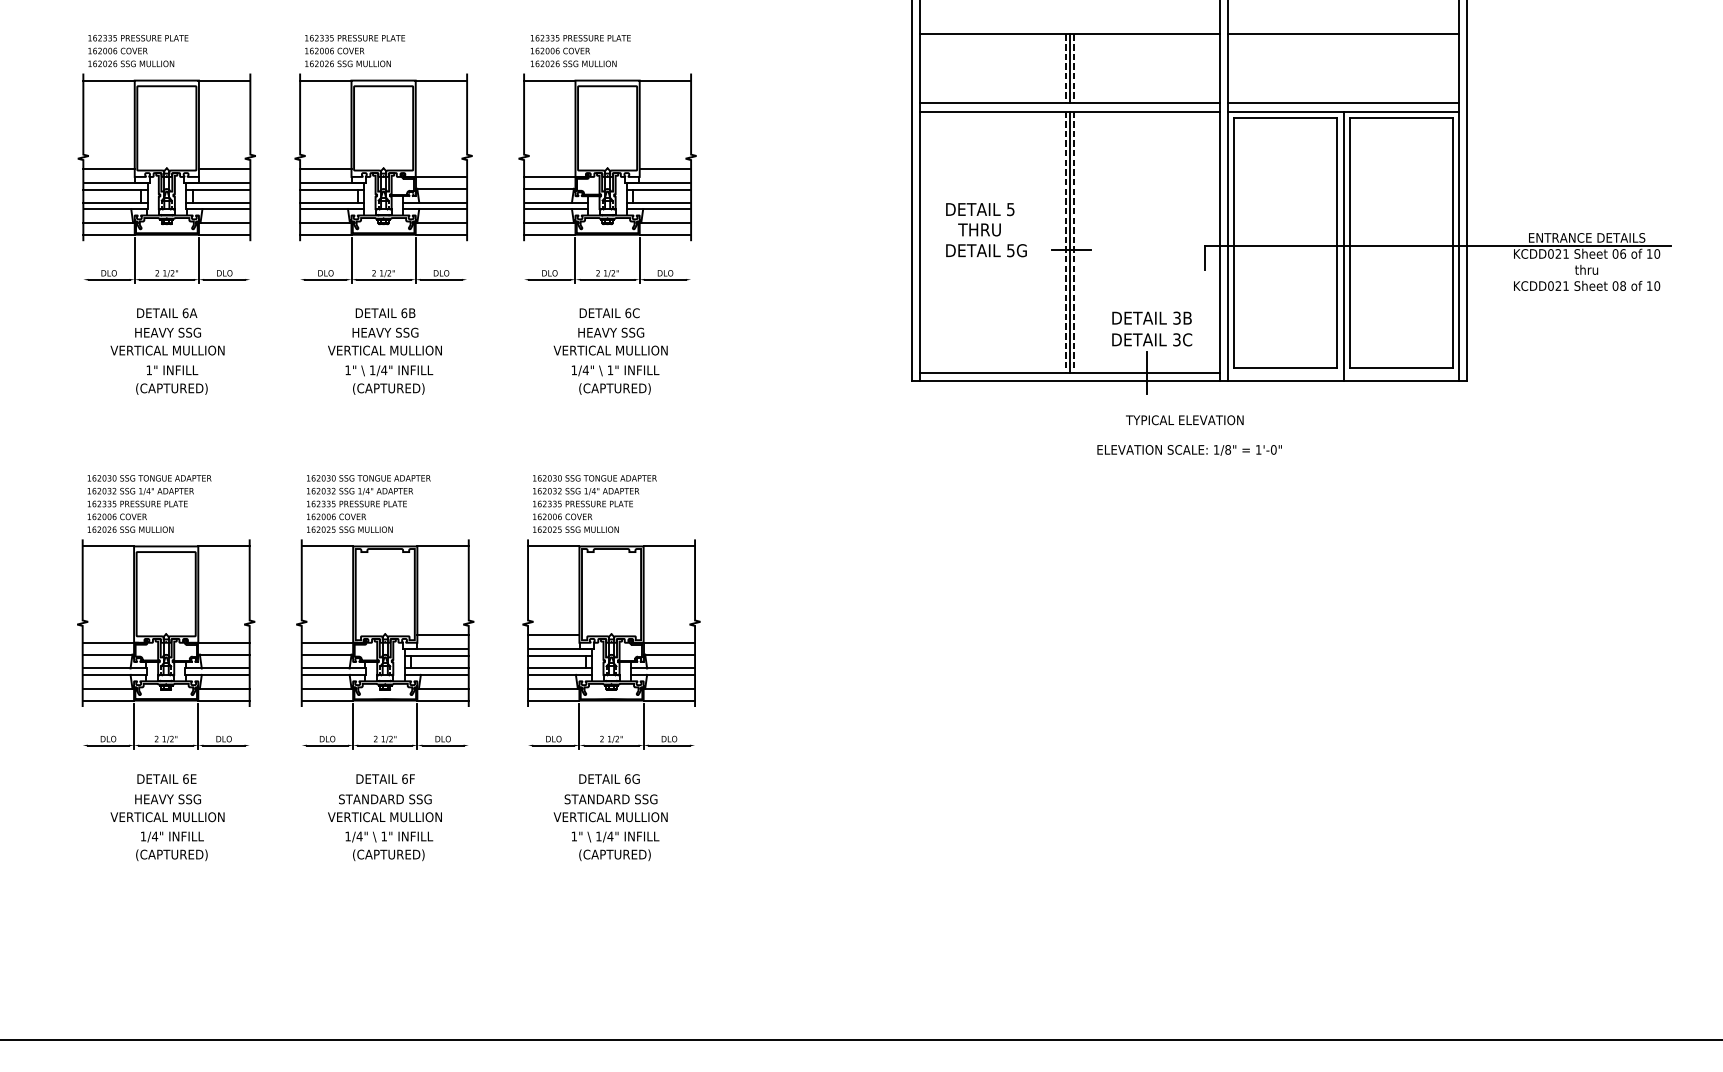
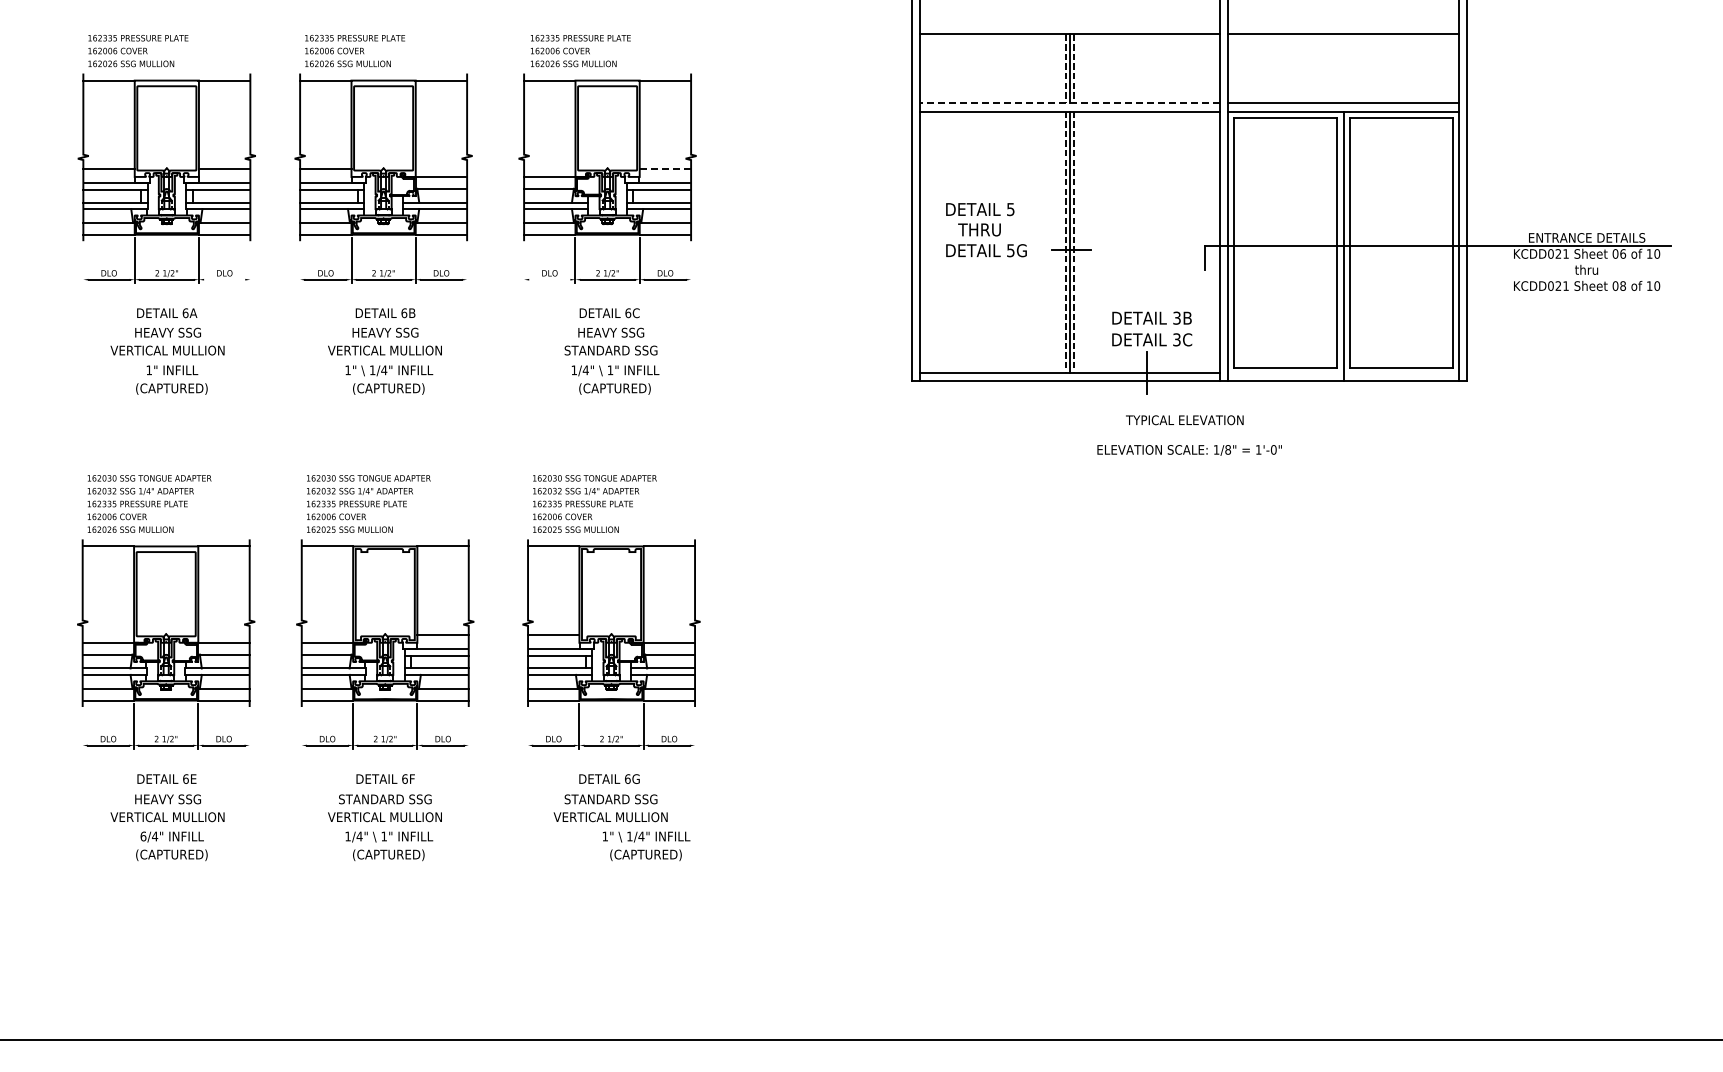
line: solid -> dashed (1069, 103)
line: solid -> dashed (665, 169)
line: present -> none (224, 279)
line: present -> none (549, 279)
text: VERTICAL MULLION -> STANDARD SSG (610, 350)
text: 1/4" -> 6/4" (143, 836)
text position: (615, 846) -> (646, 846) (646, 846)
